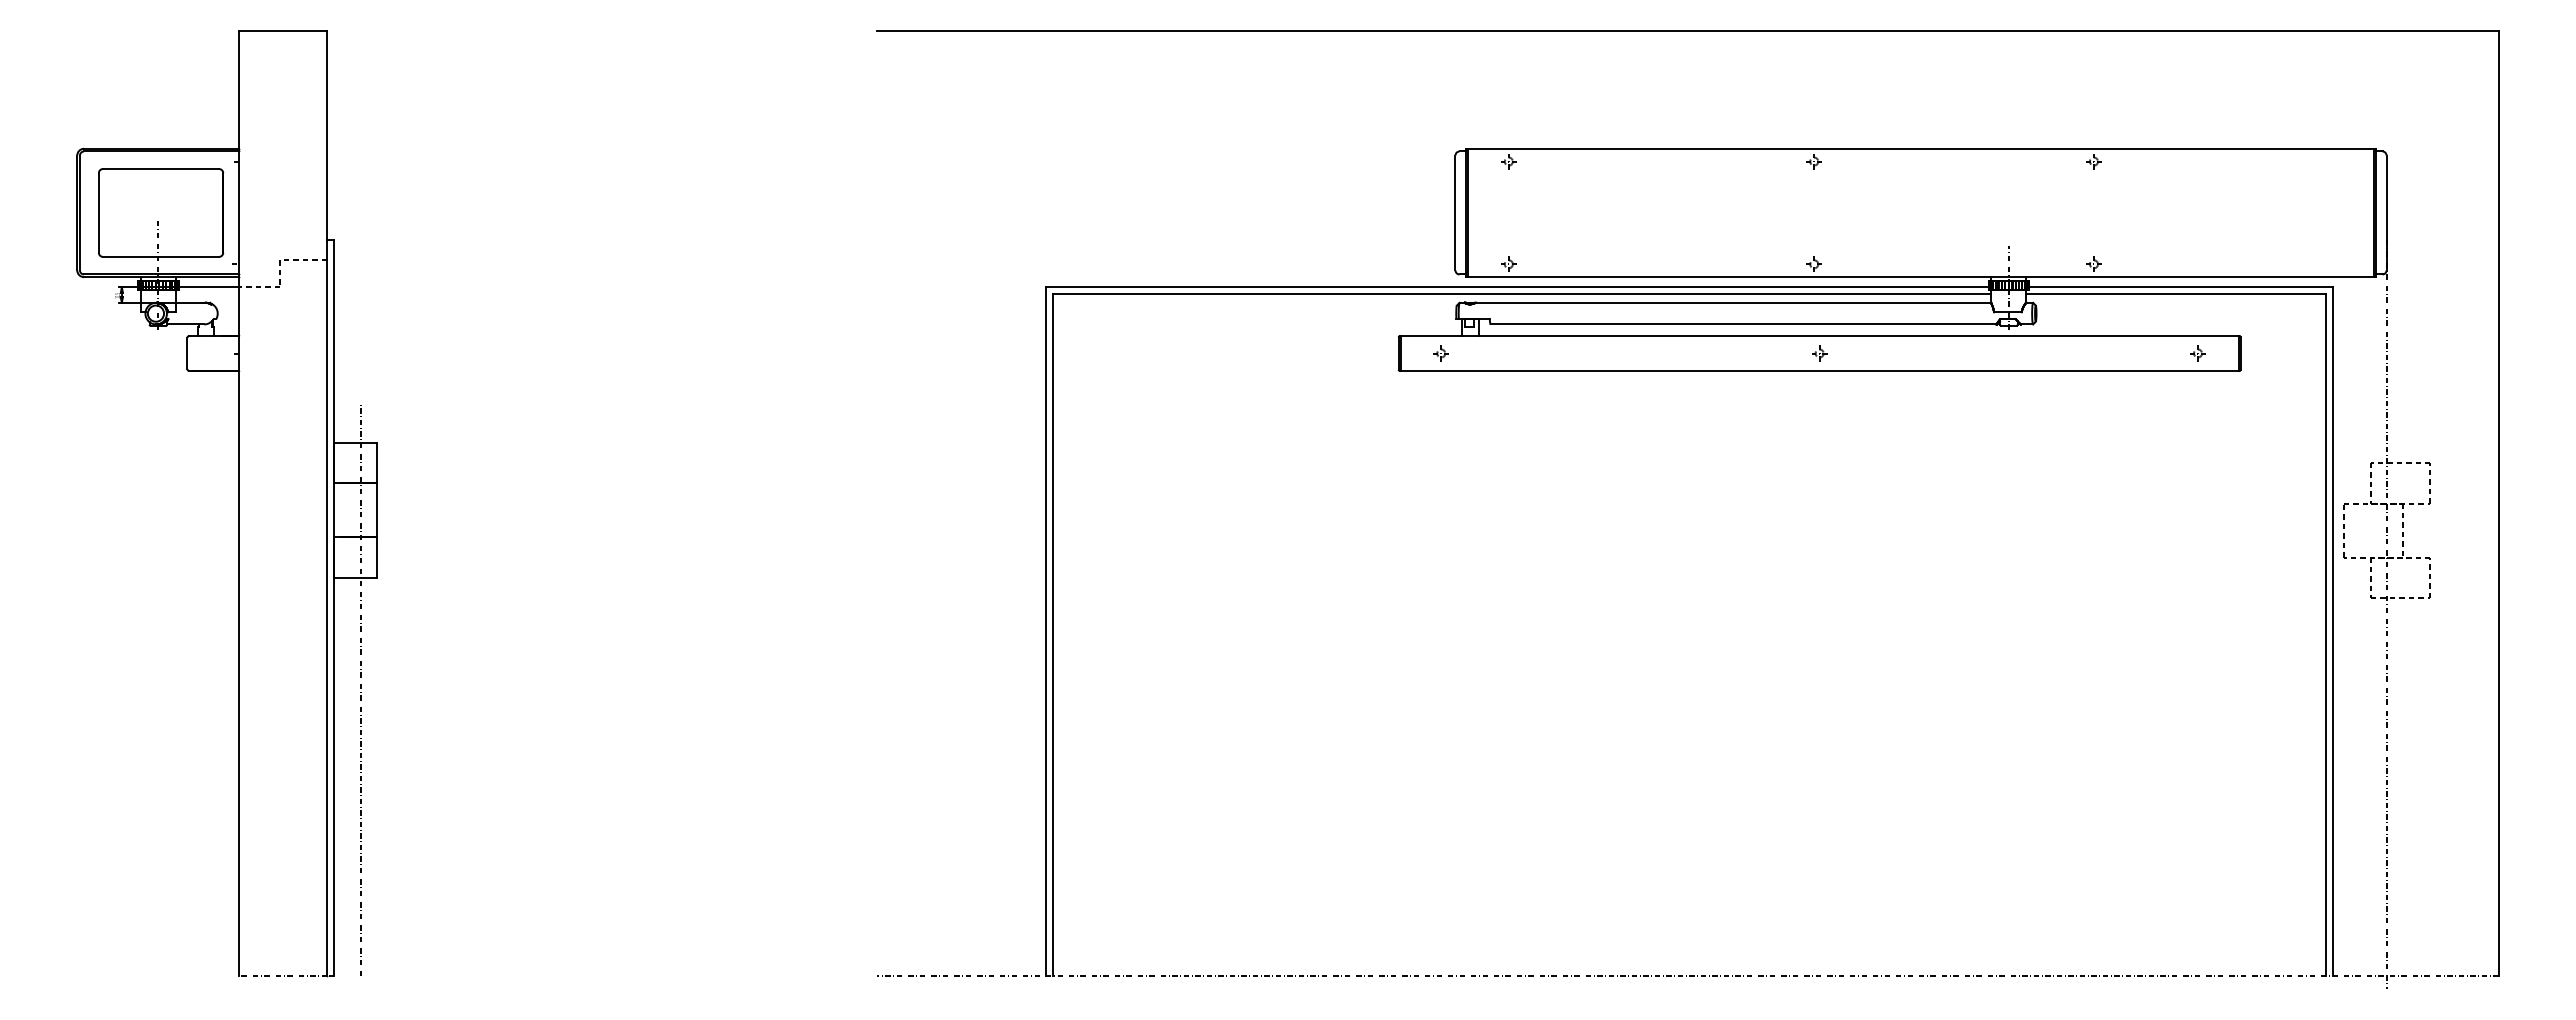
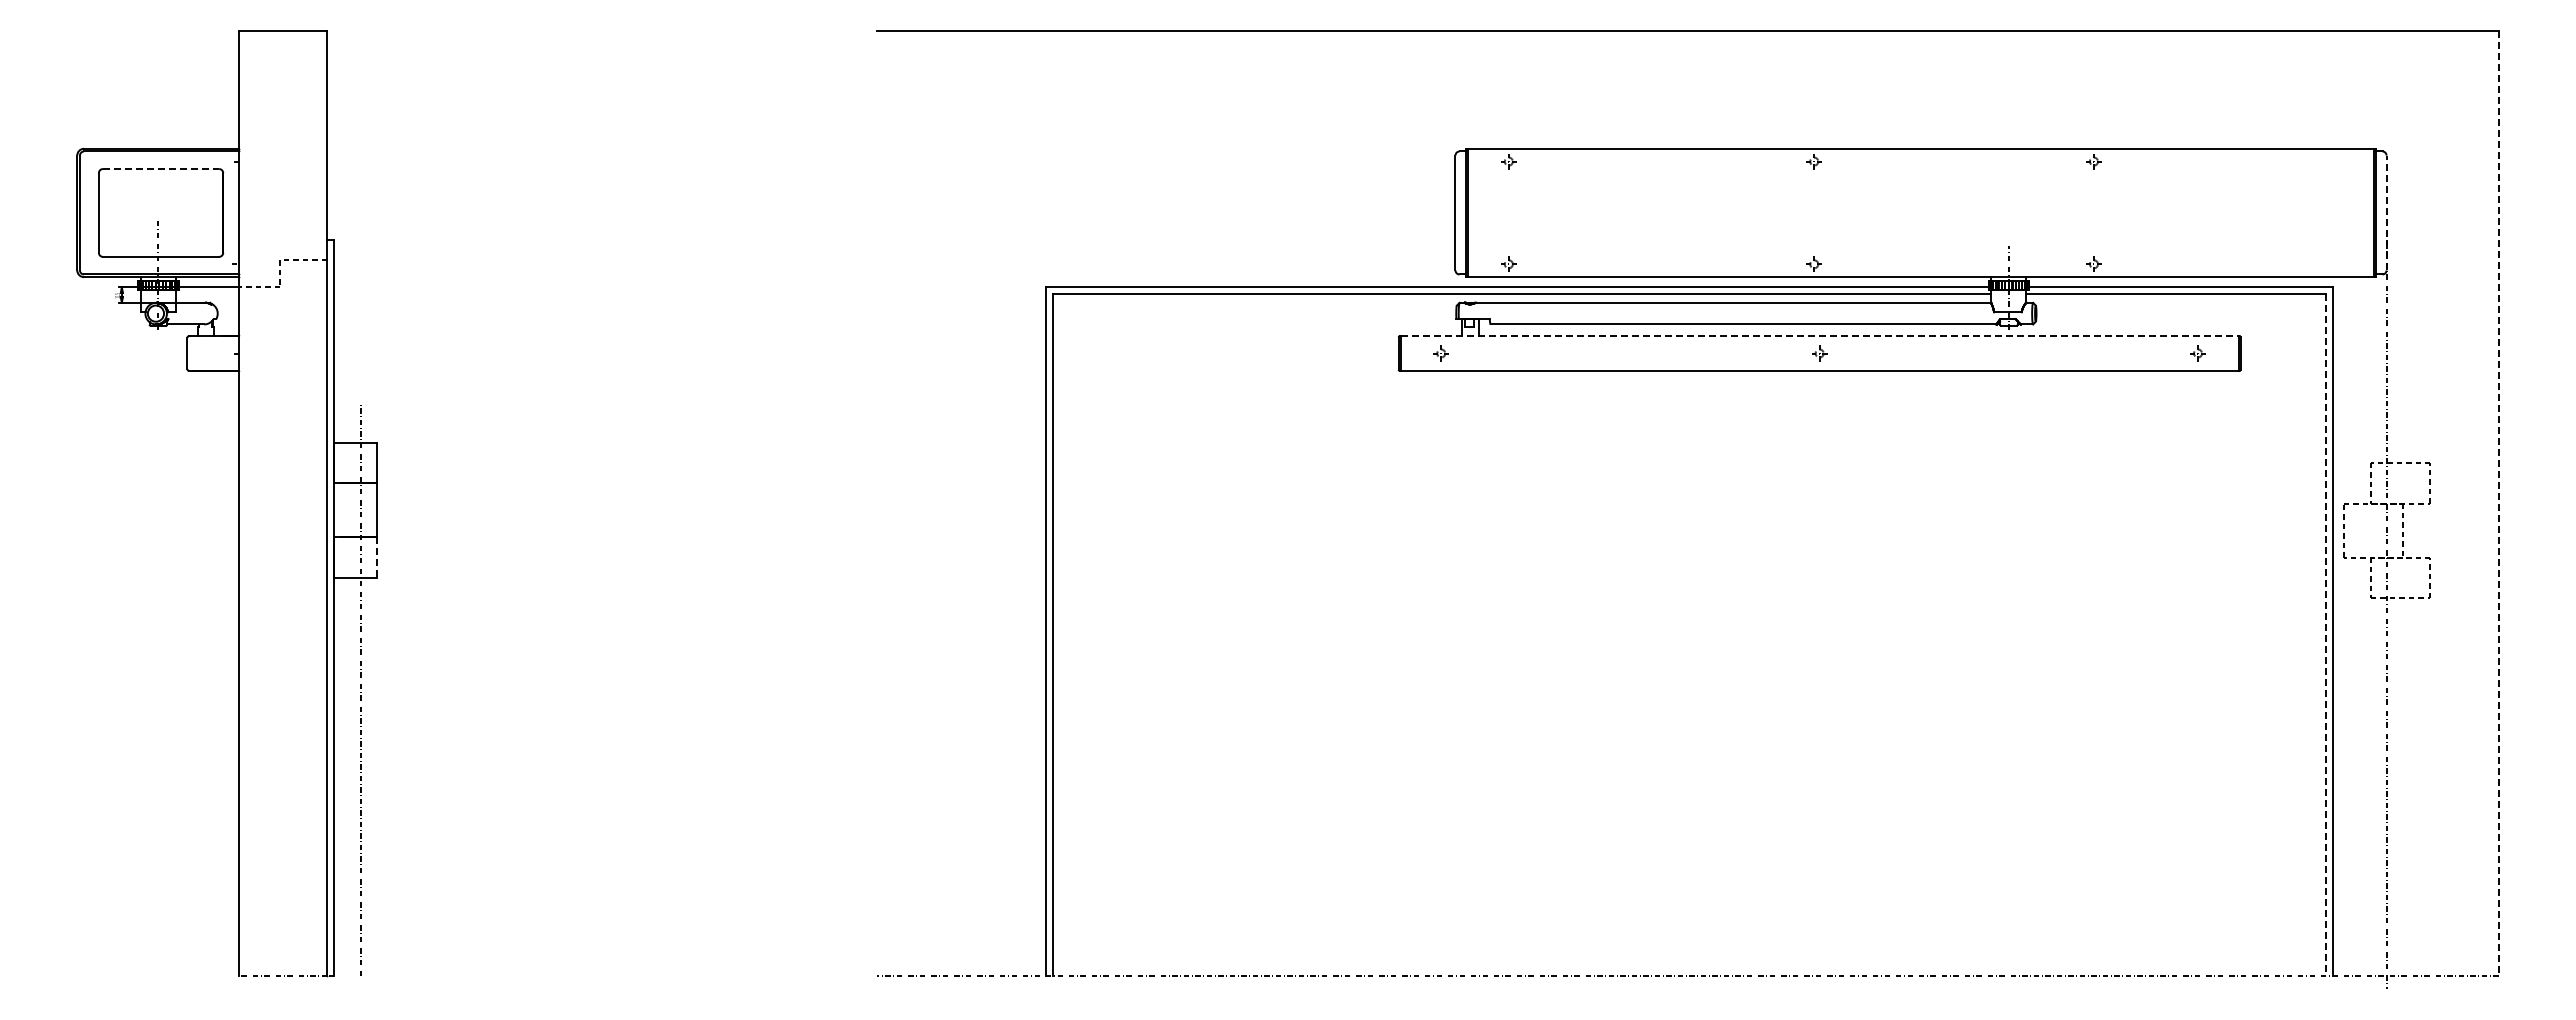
line: solid -> dashed (161, 169)
line: solid -> dashed (2386, 212)
line: solid -> dashed (1819, 335)
line: solid -> dashed (2498, 503)
line: solid -> dashed (377, 558)
line: solid -> dashed (2326, 635)
